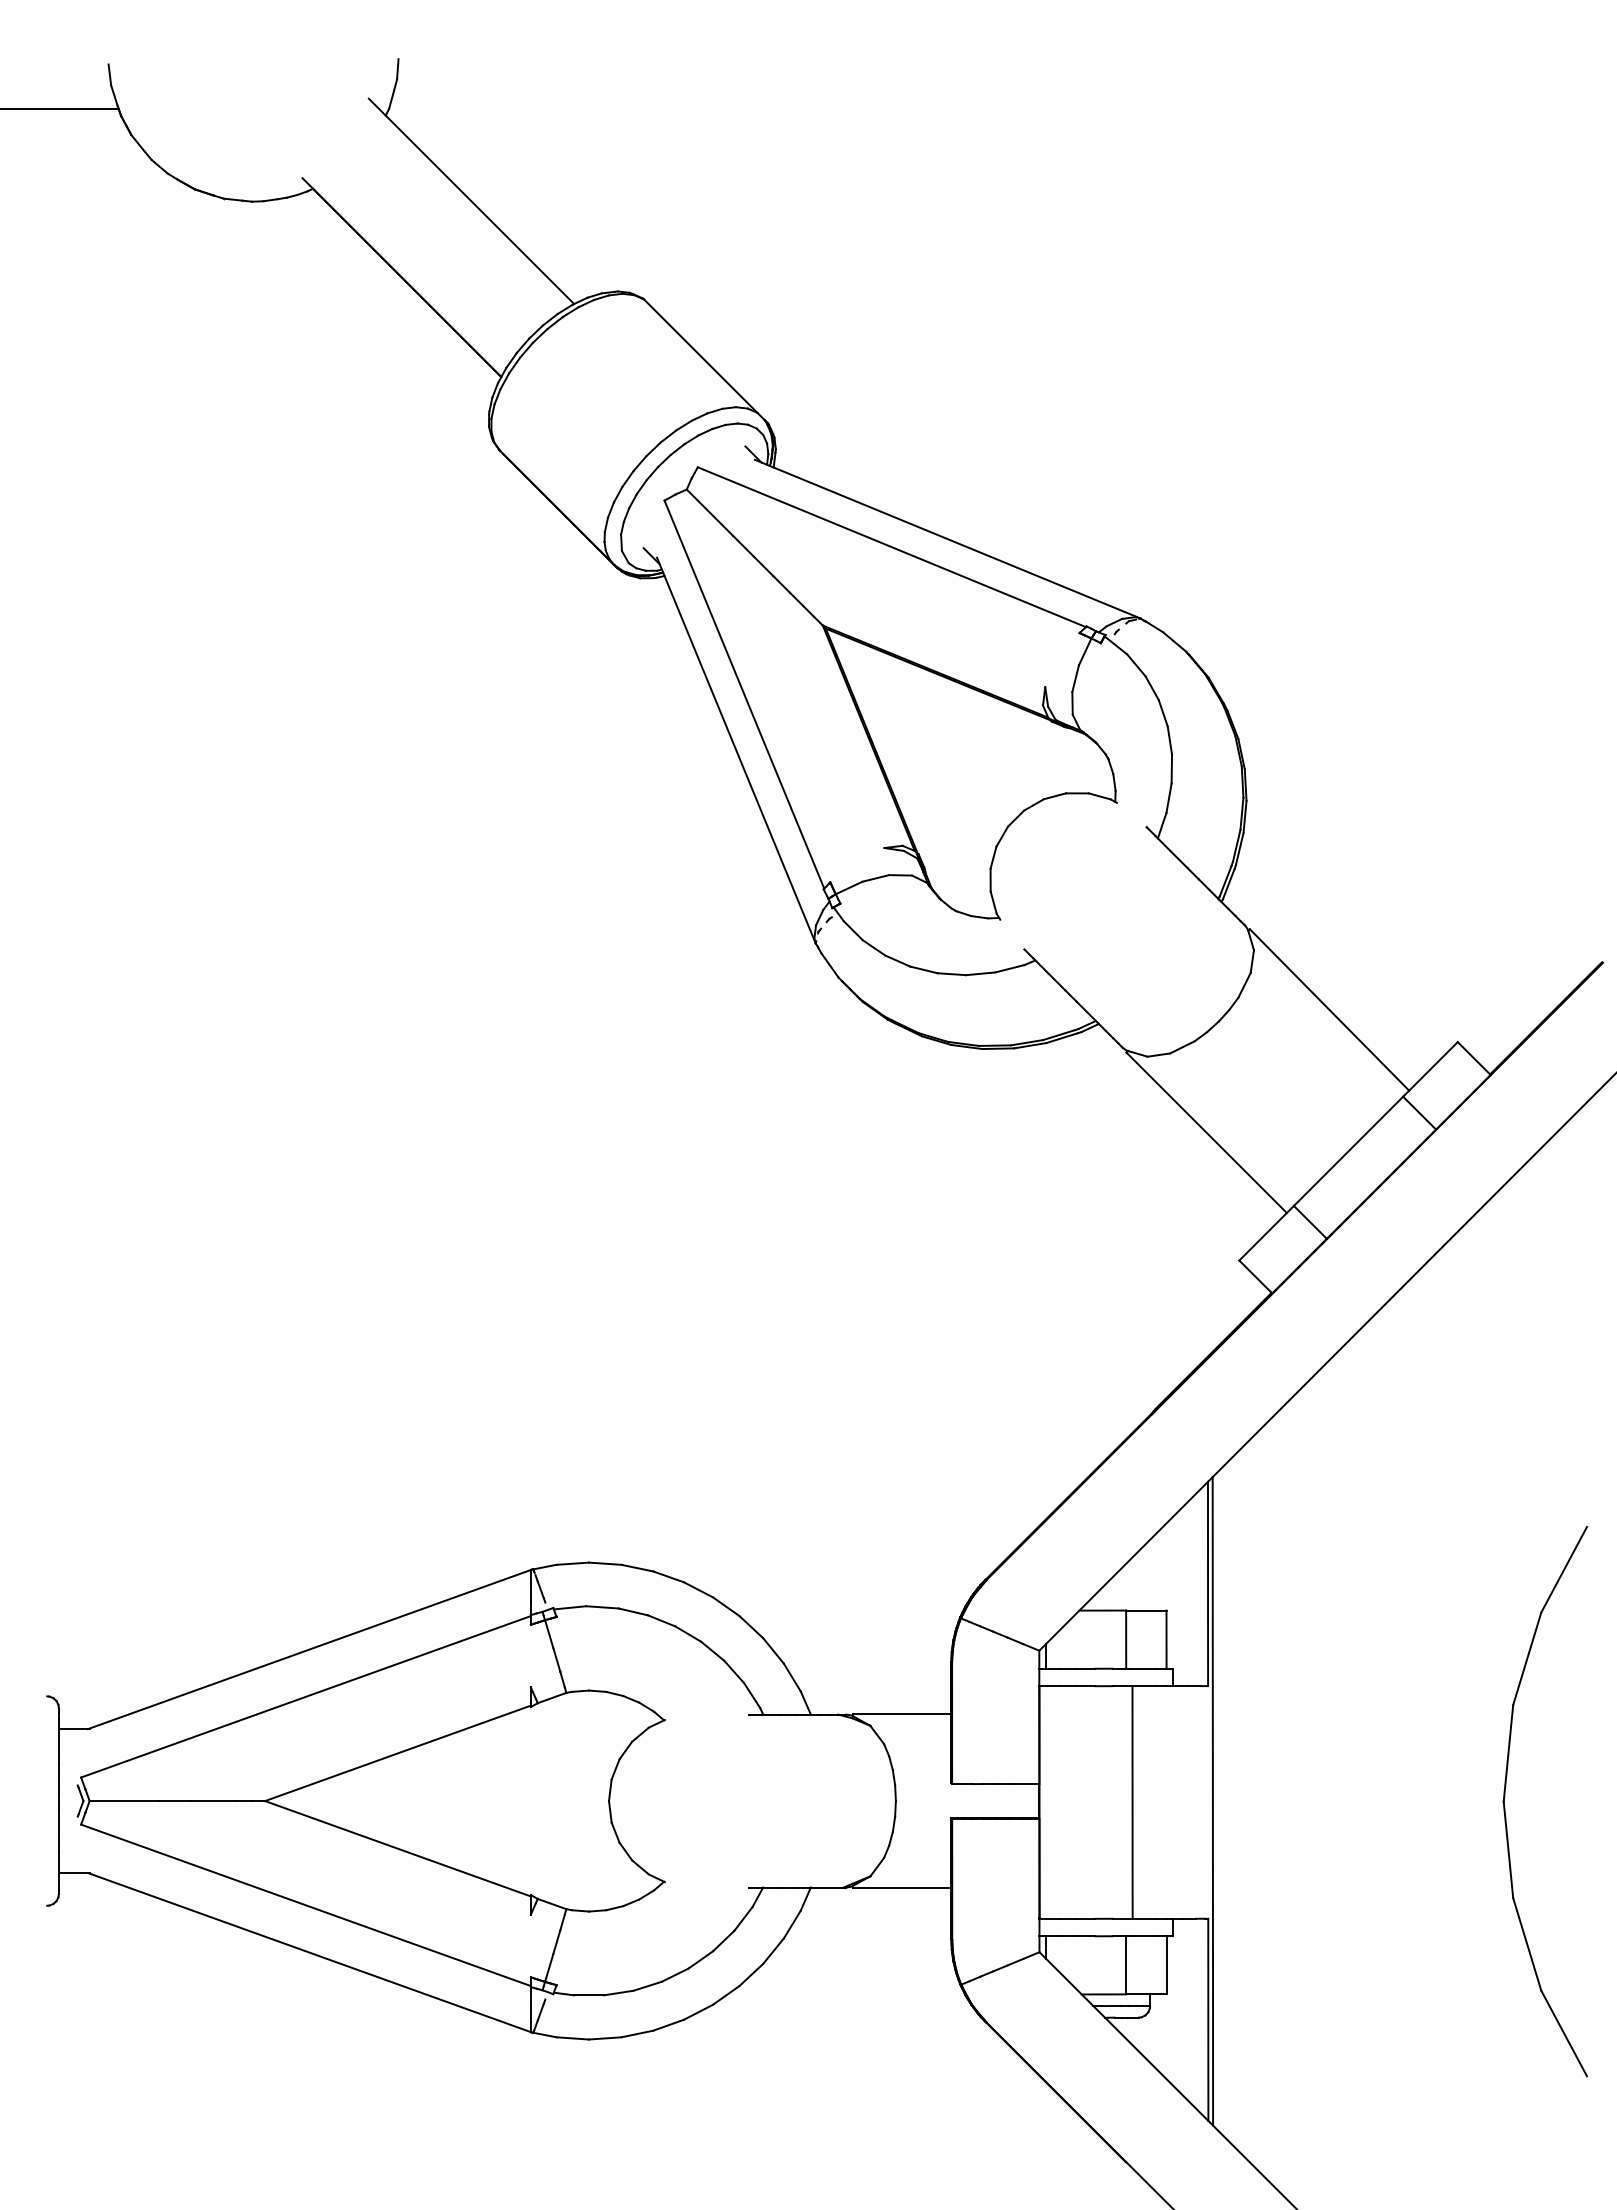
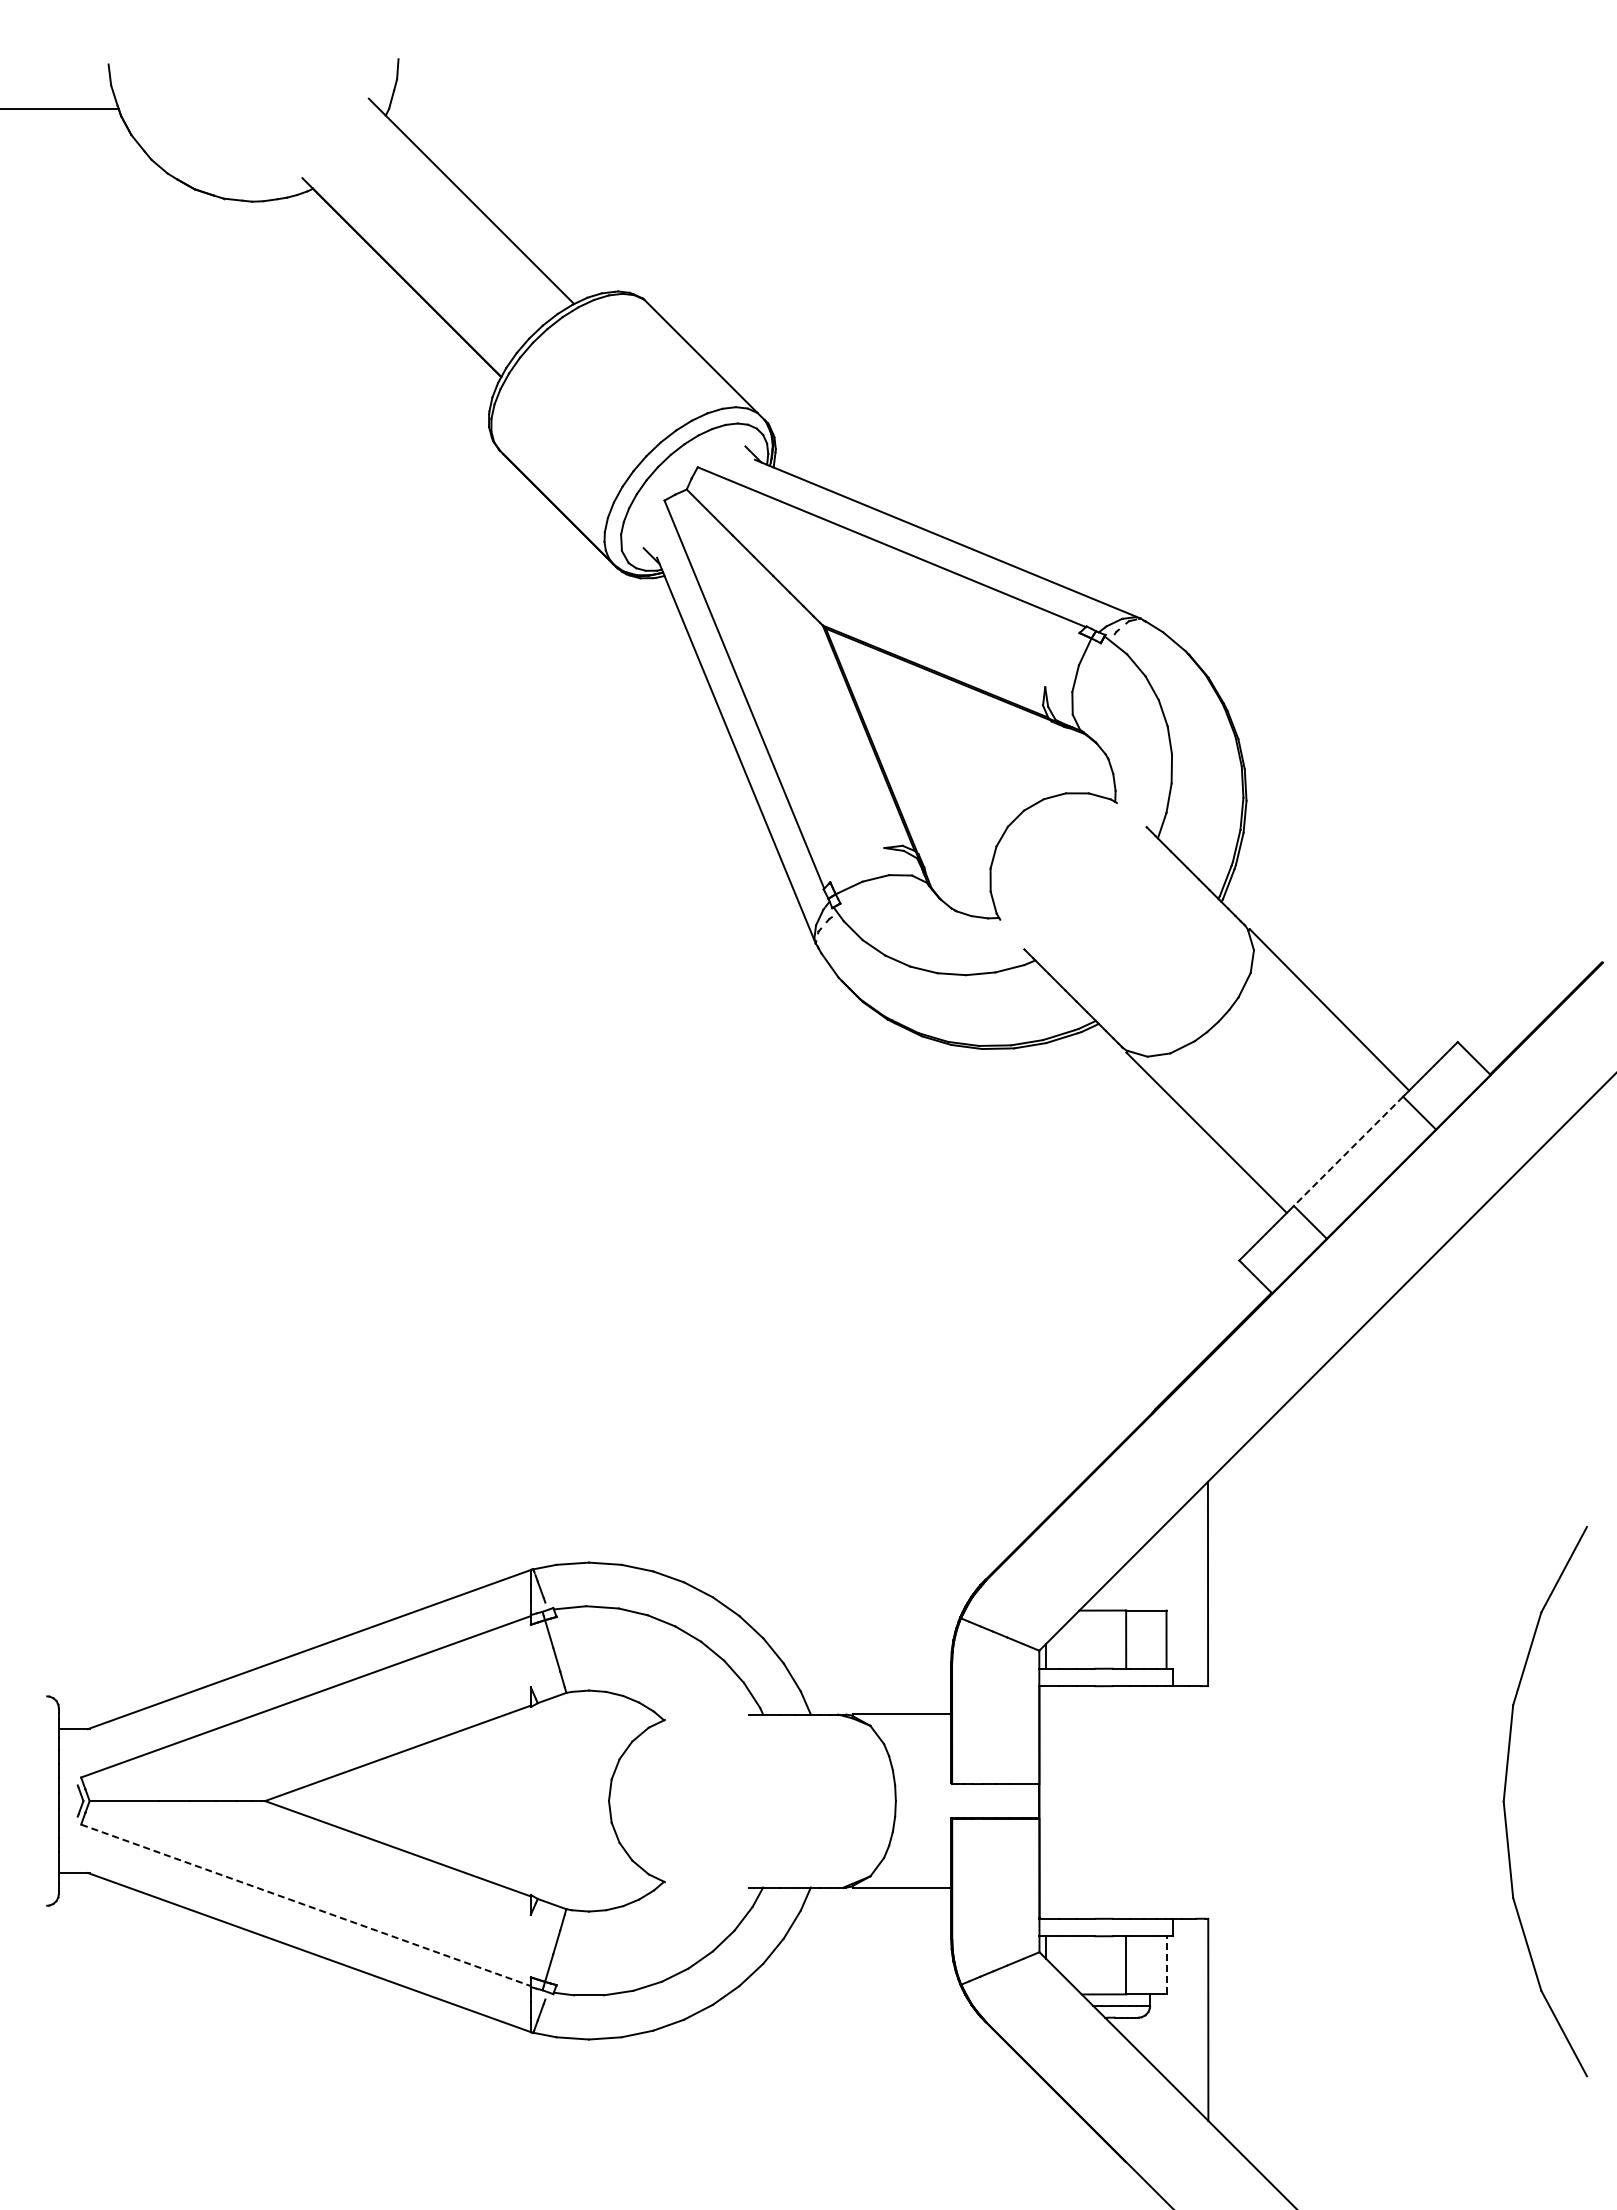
line: solid -> dashed (1348, 1151)
line: present -> none (1212, 1801)
line: present -> none (1132, 1802)
line: solid -> dashed (306, 1905)
line: solid -> dashed (1166, 1964)
